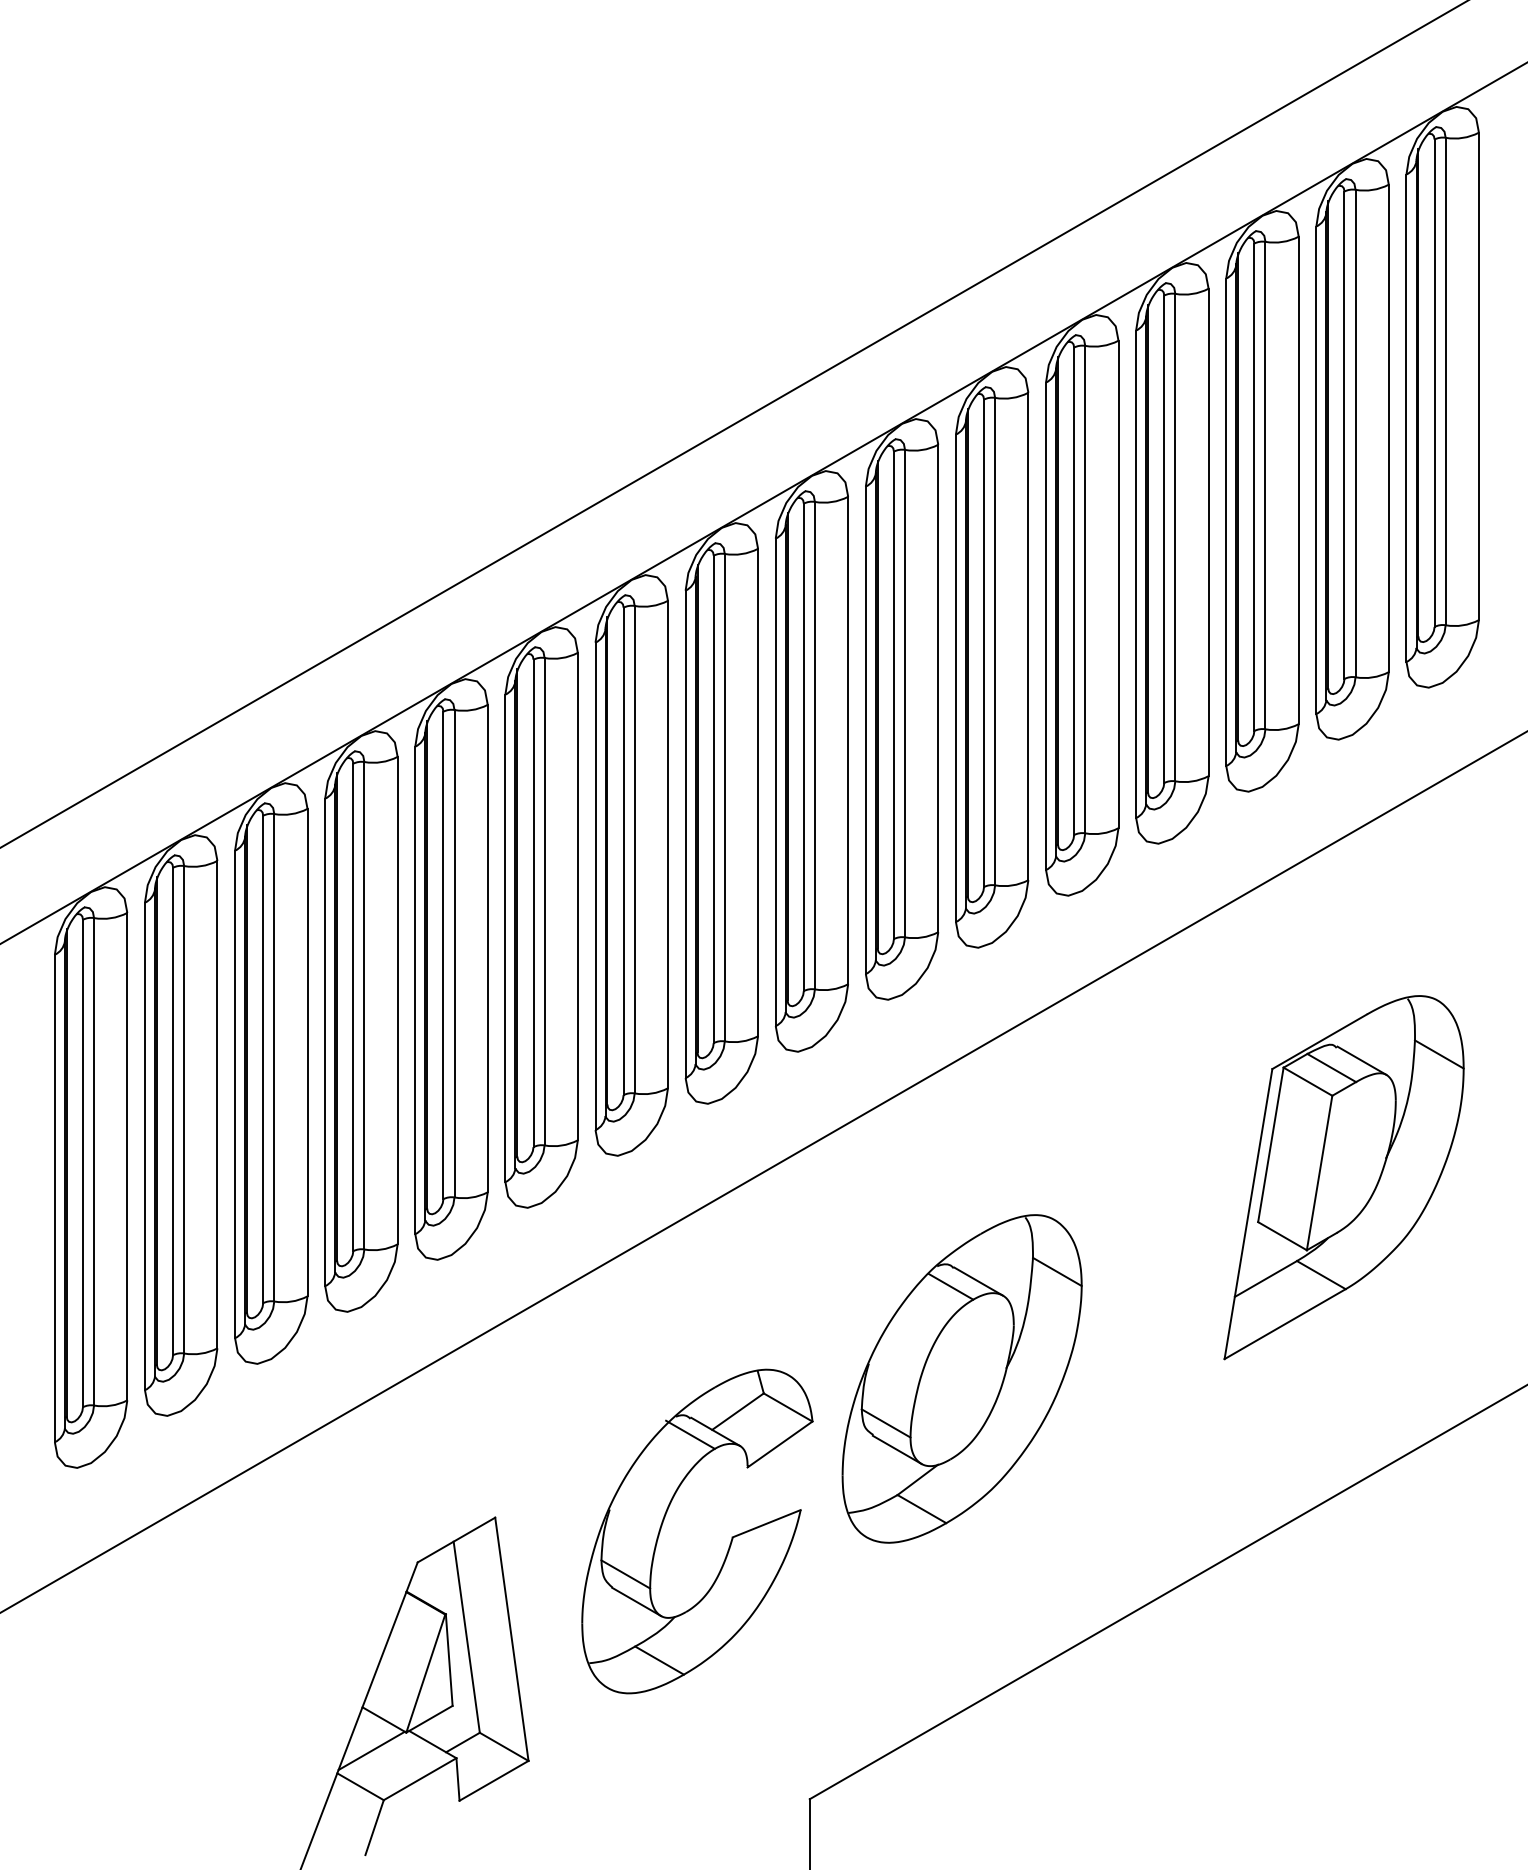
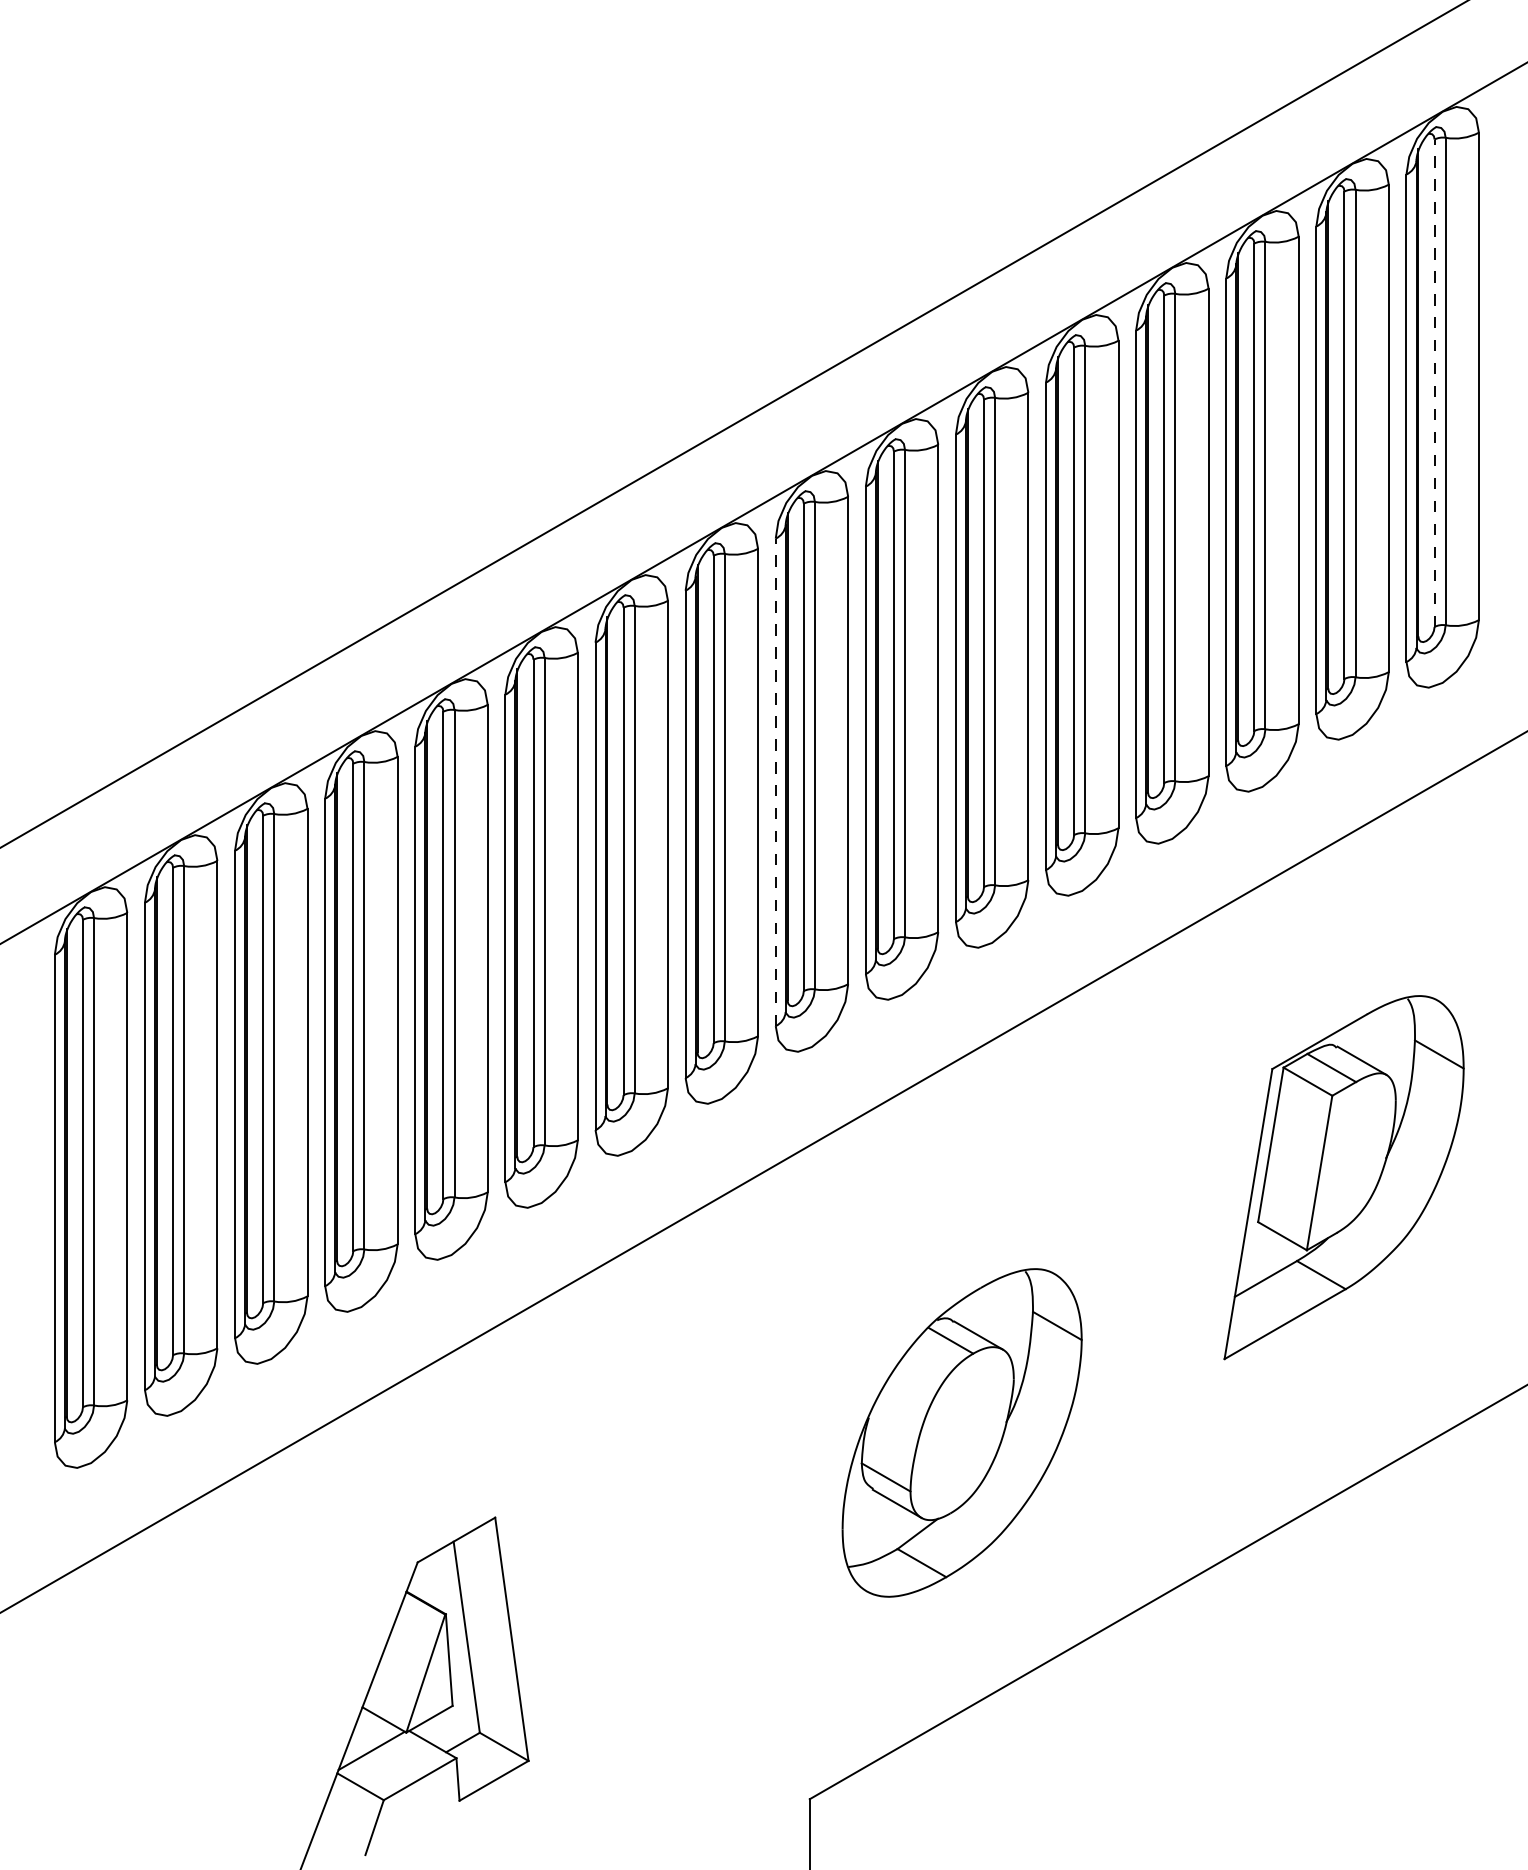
line: solid -> dashed (1434, 383)
line: solid -> dashed (775, 782)
part position: (961, 1378) -> (961, 1432) (961, 1432)
part: present -> none (730, 1541)
